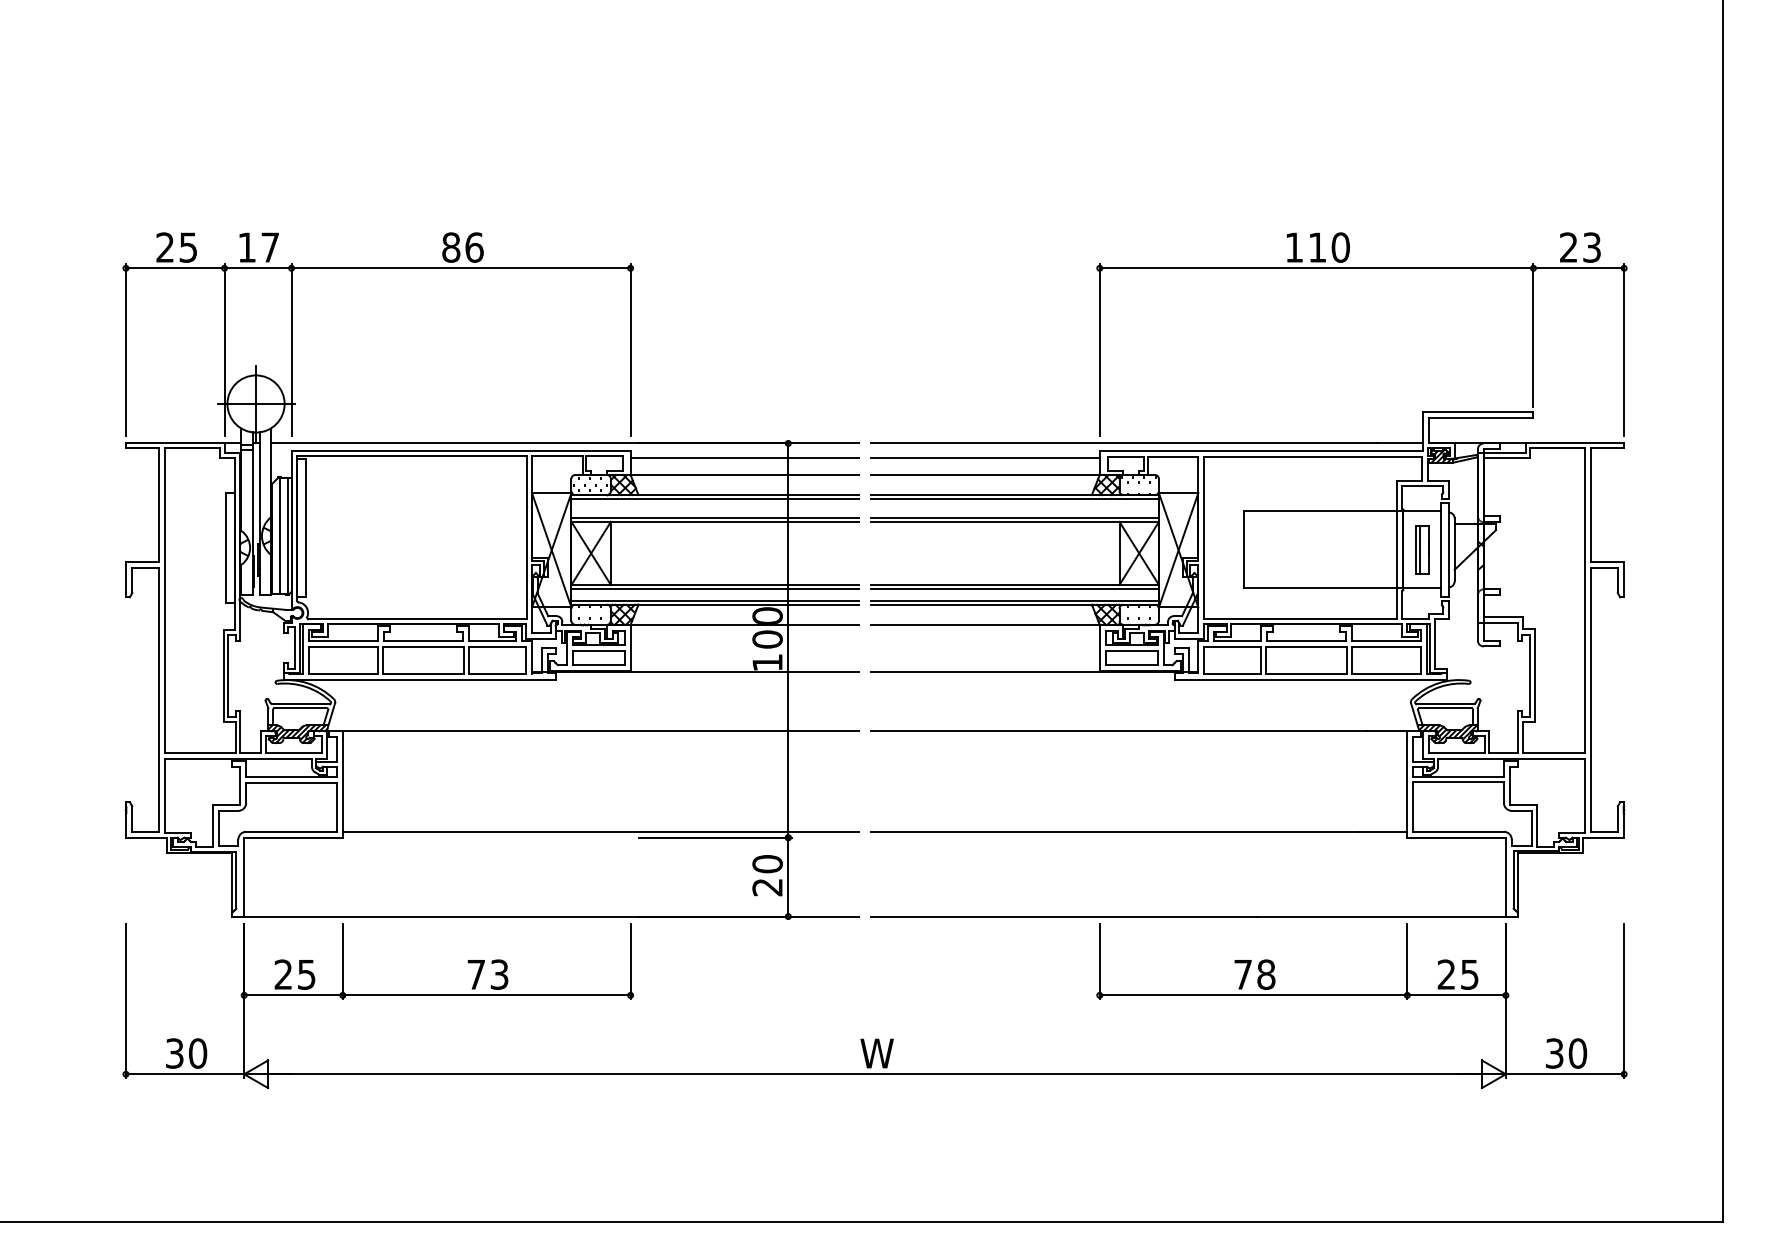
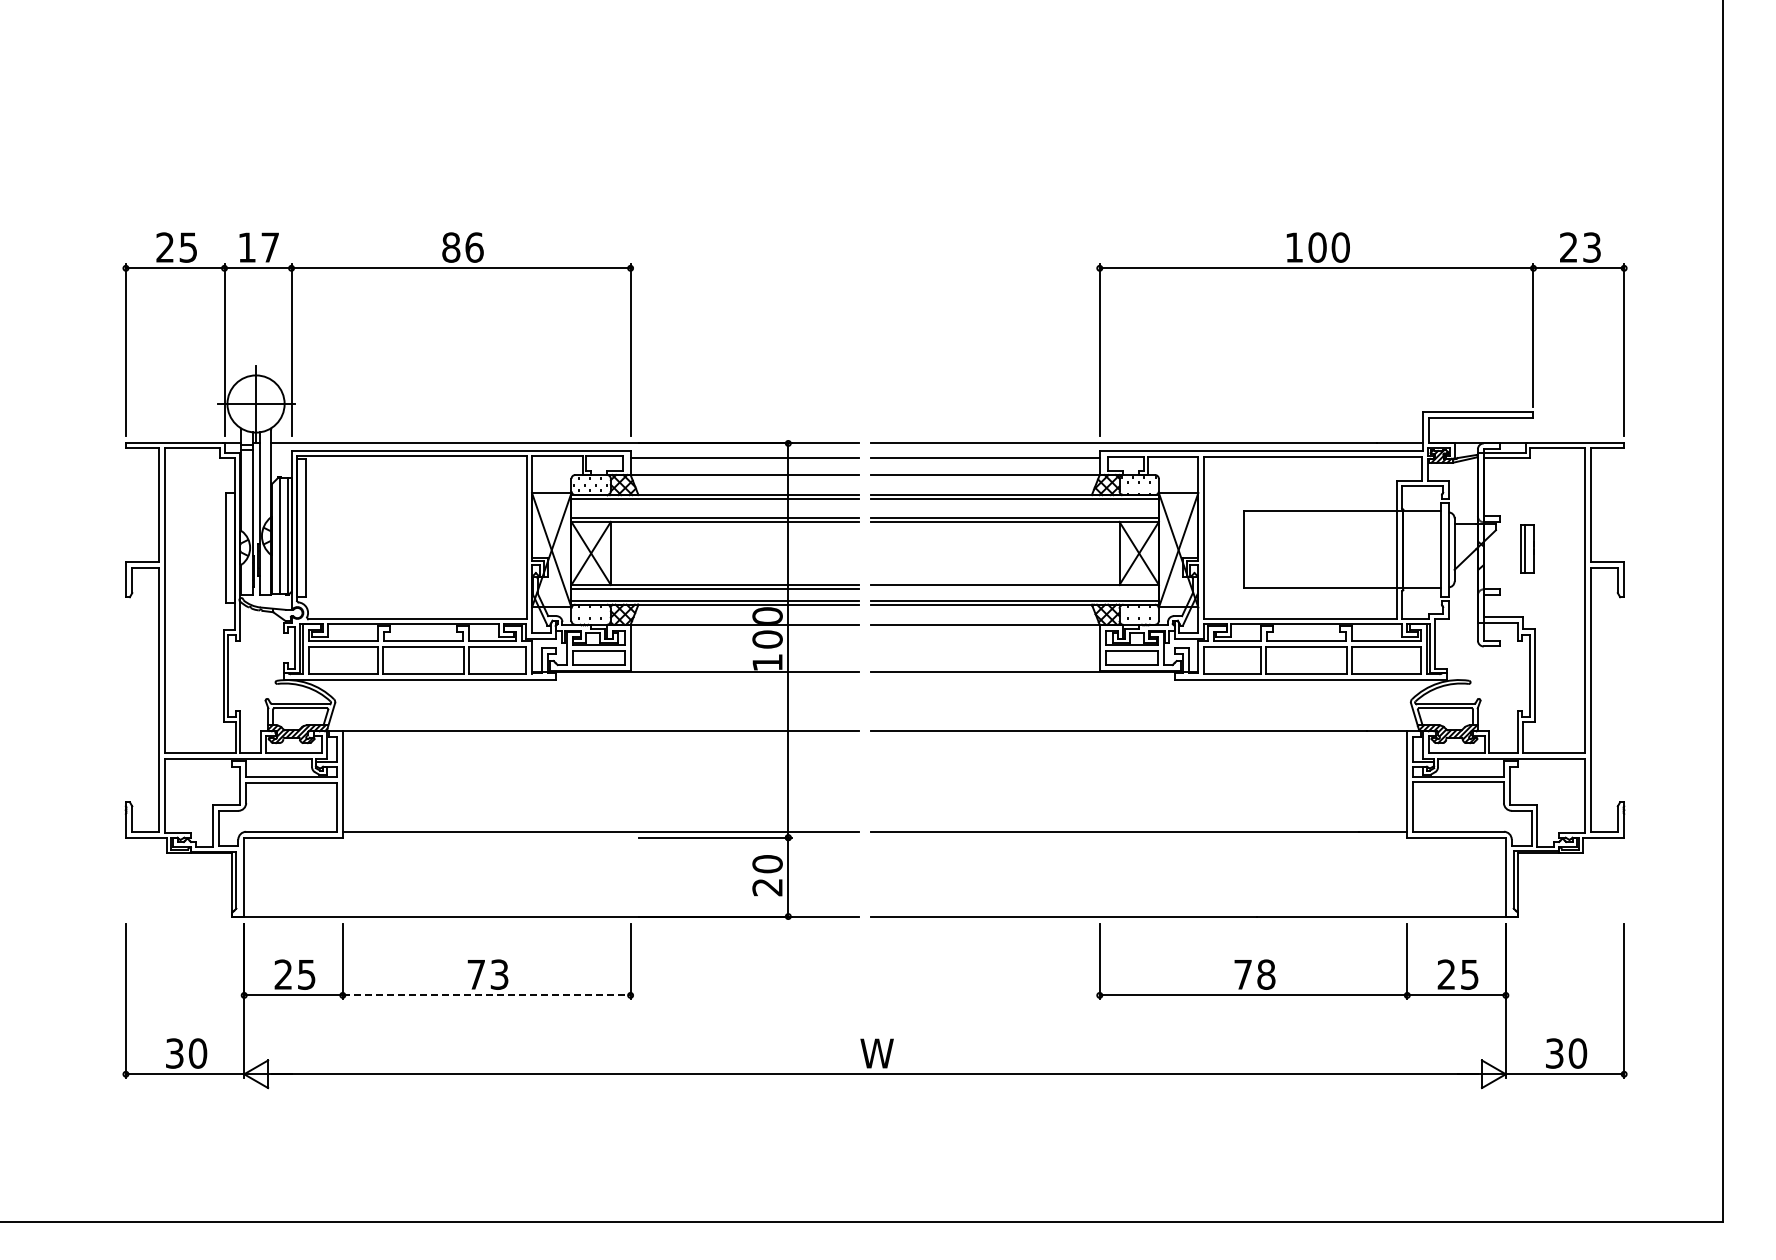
text: 110 -> 100 (1317, 247)
part position: (1422, 549) -> (1527, 548) (1527, 548)
line: present -> none (1014, 588)
line: solid -> dashed (486, 995)
